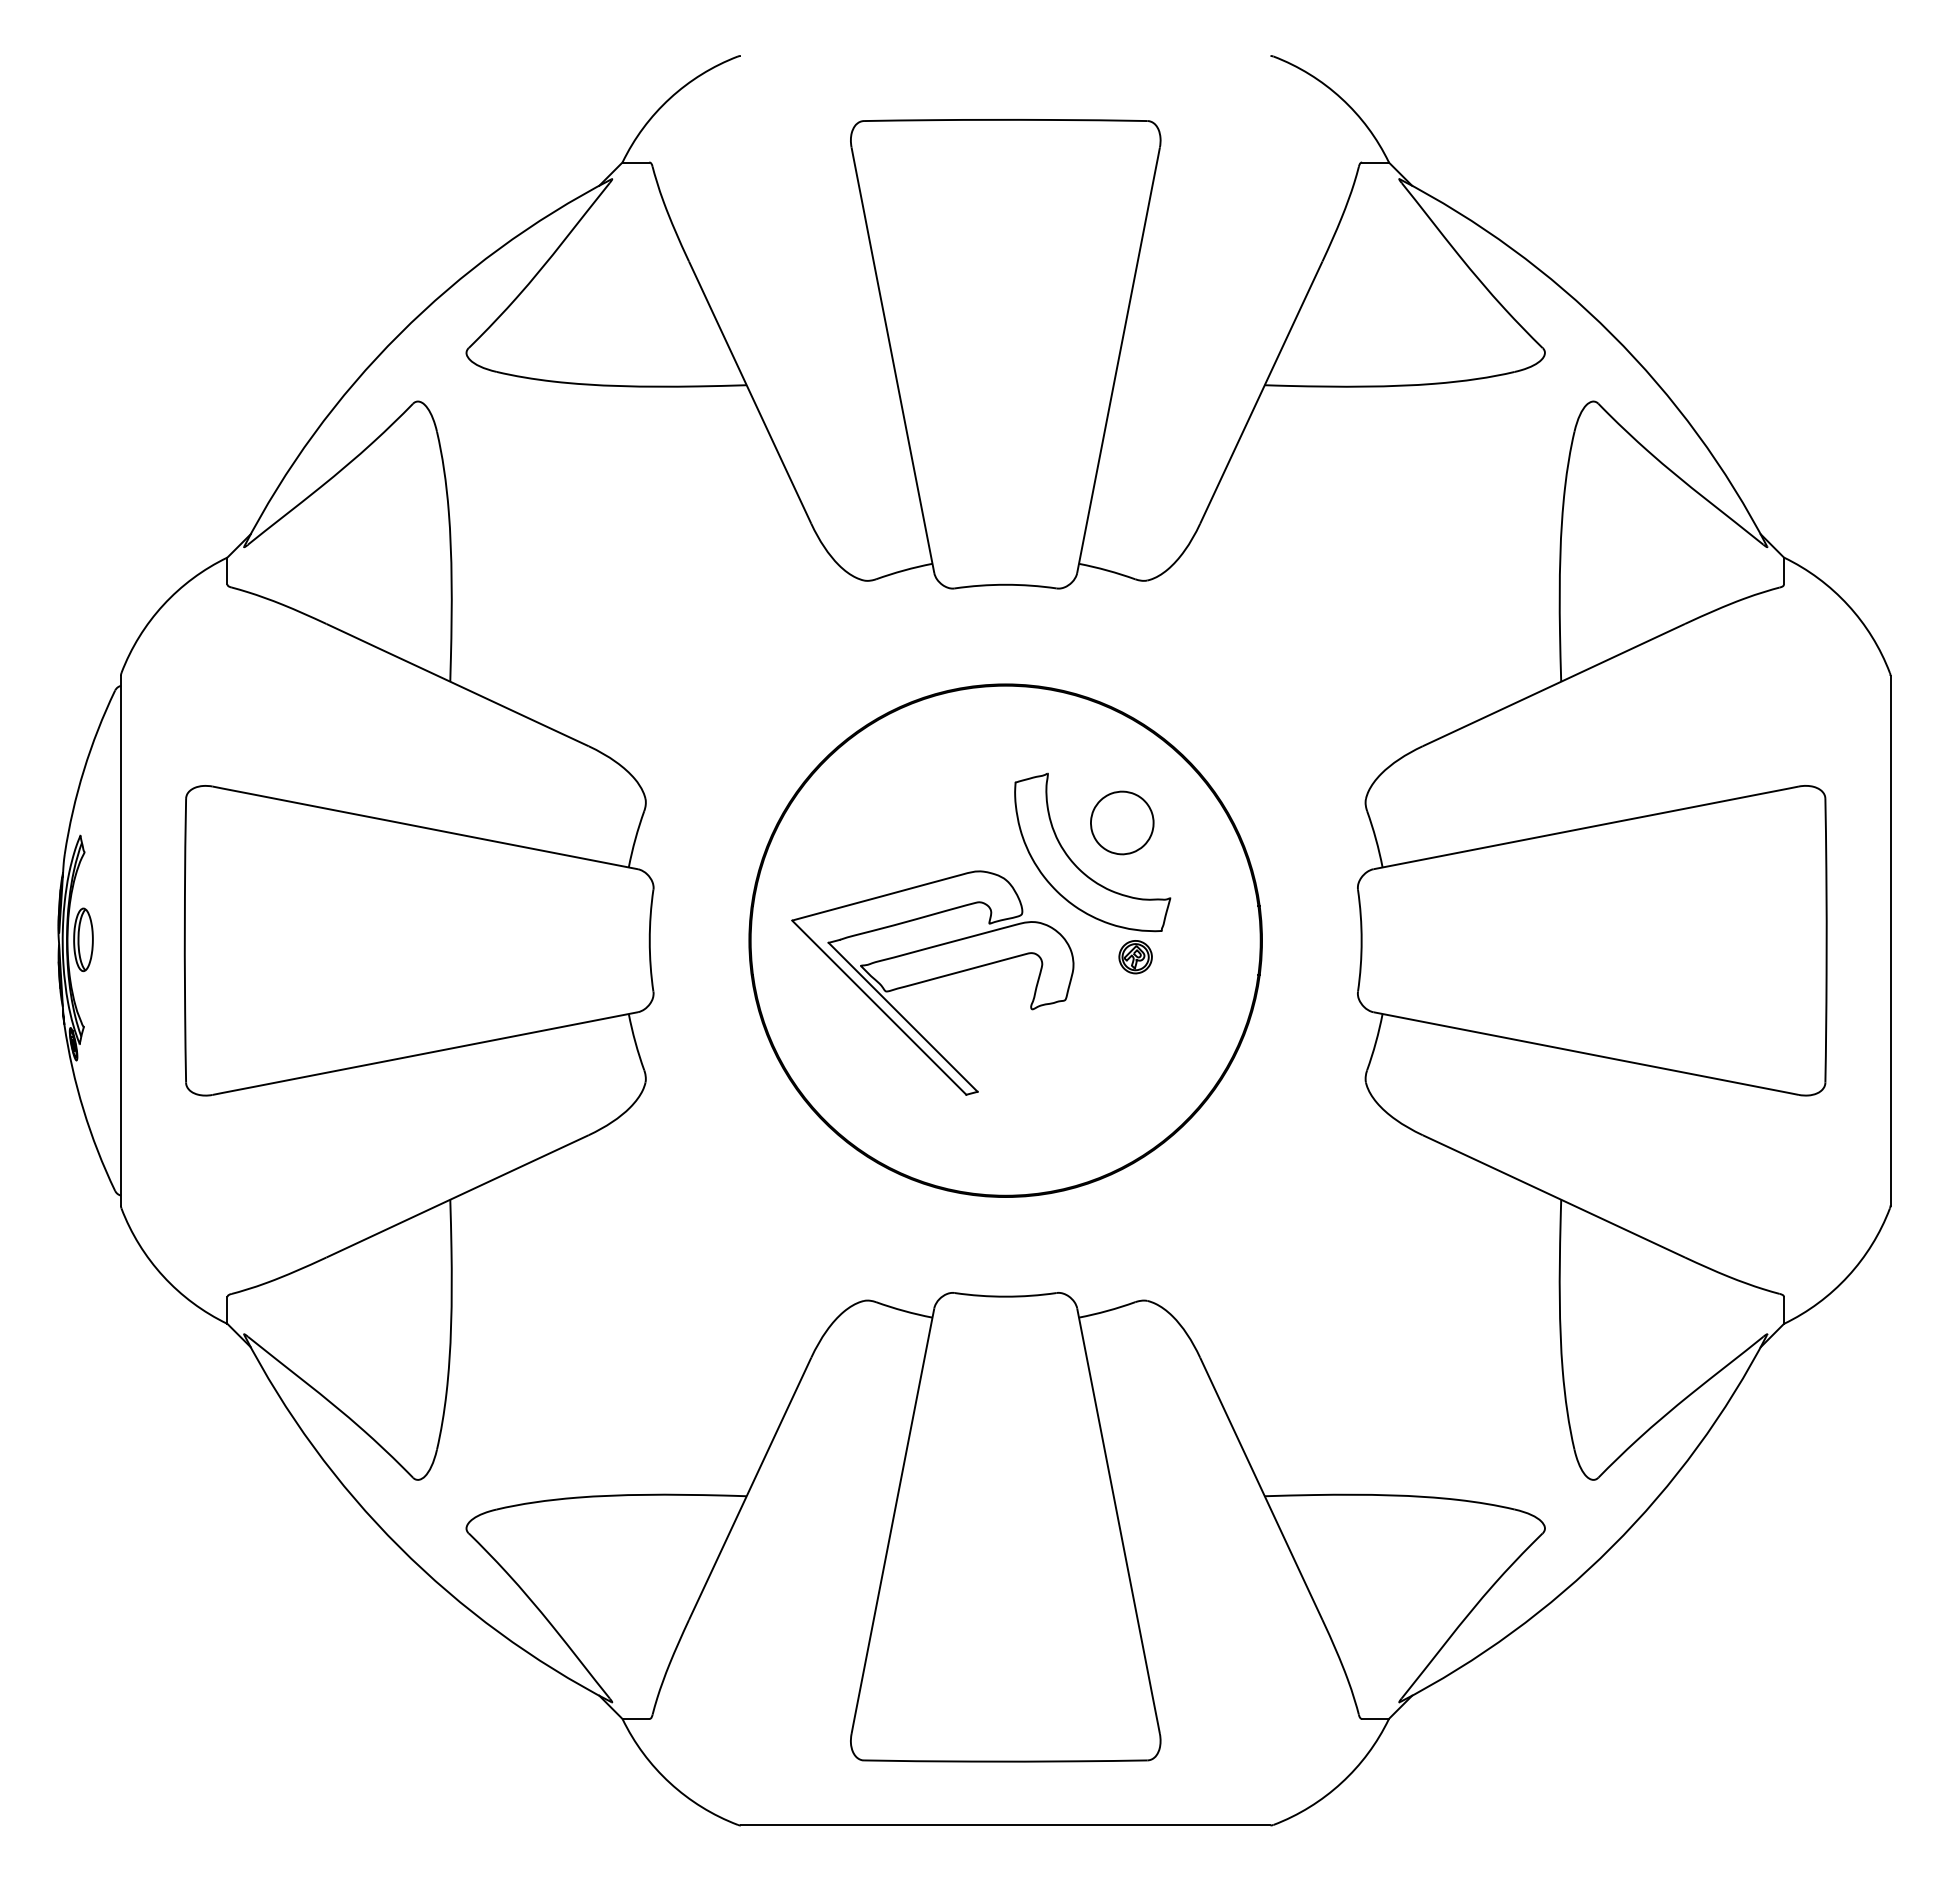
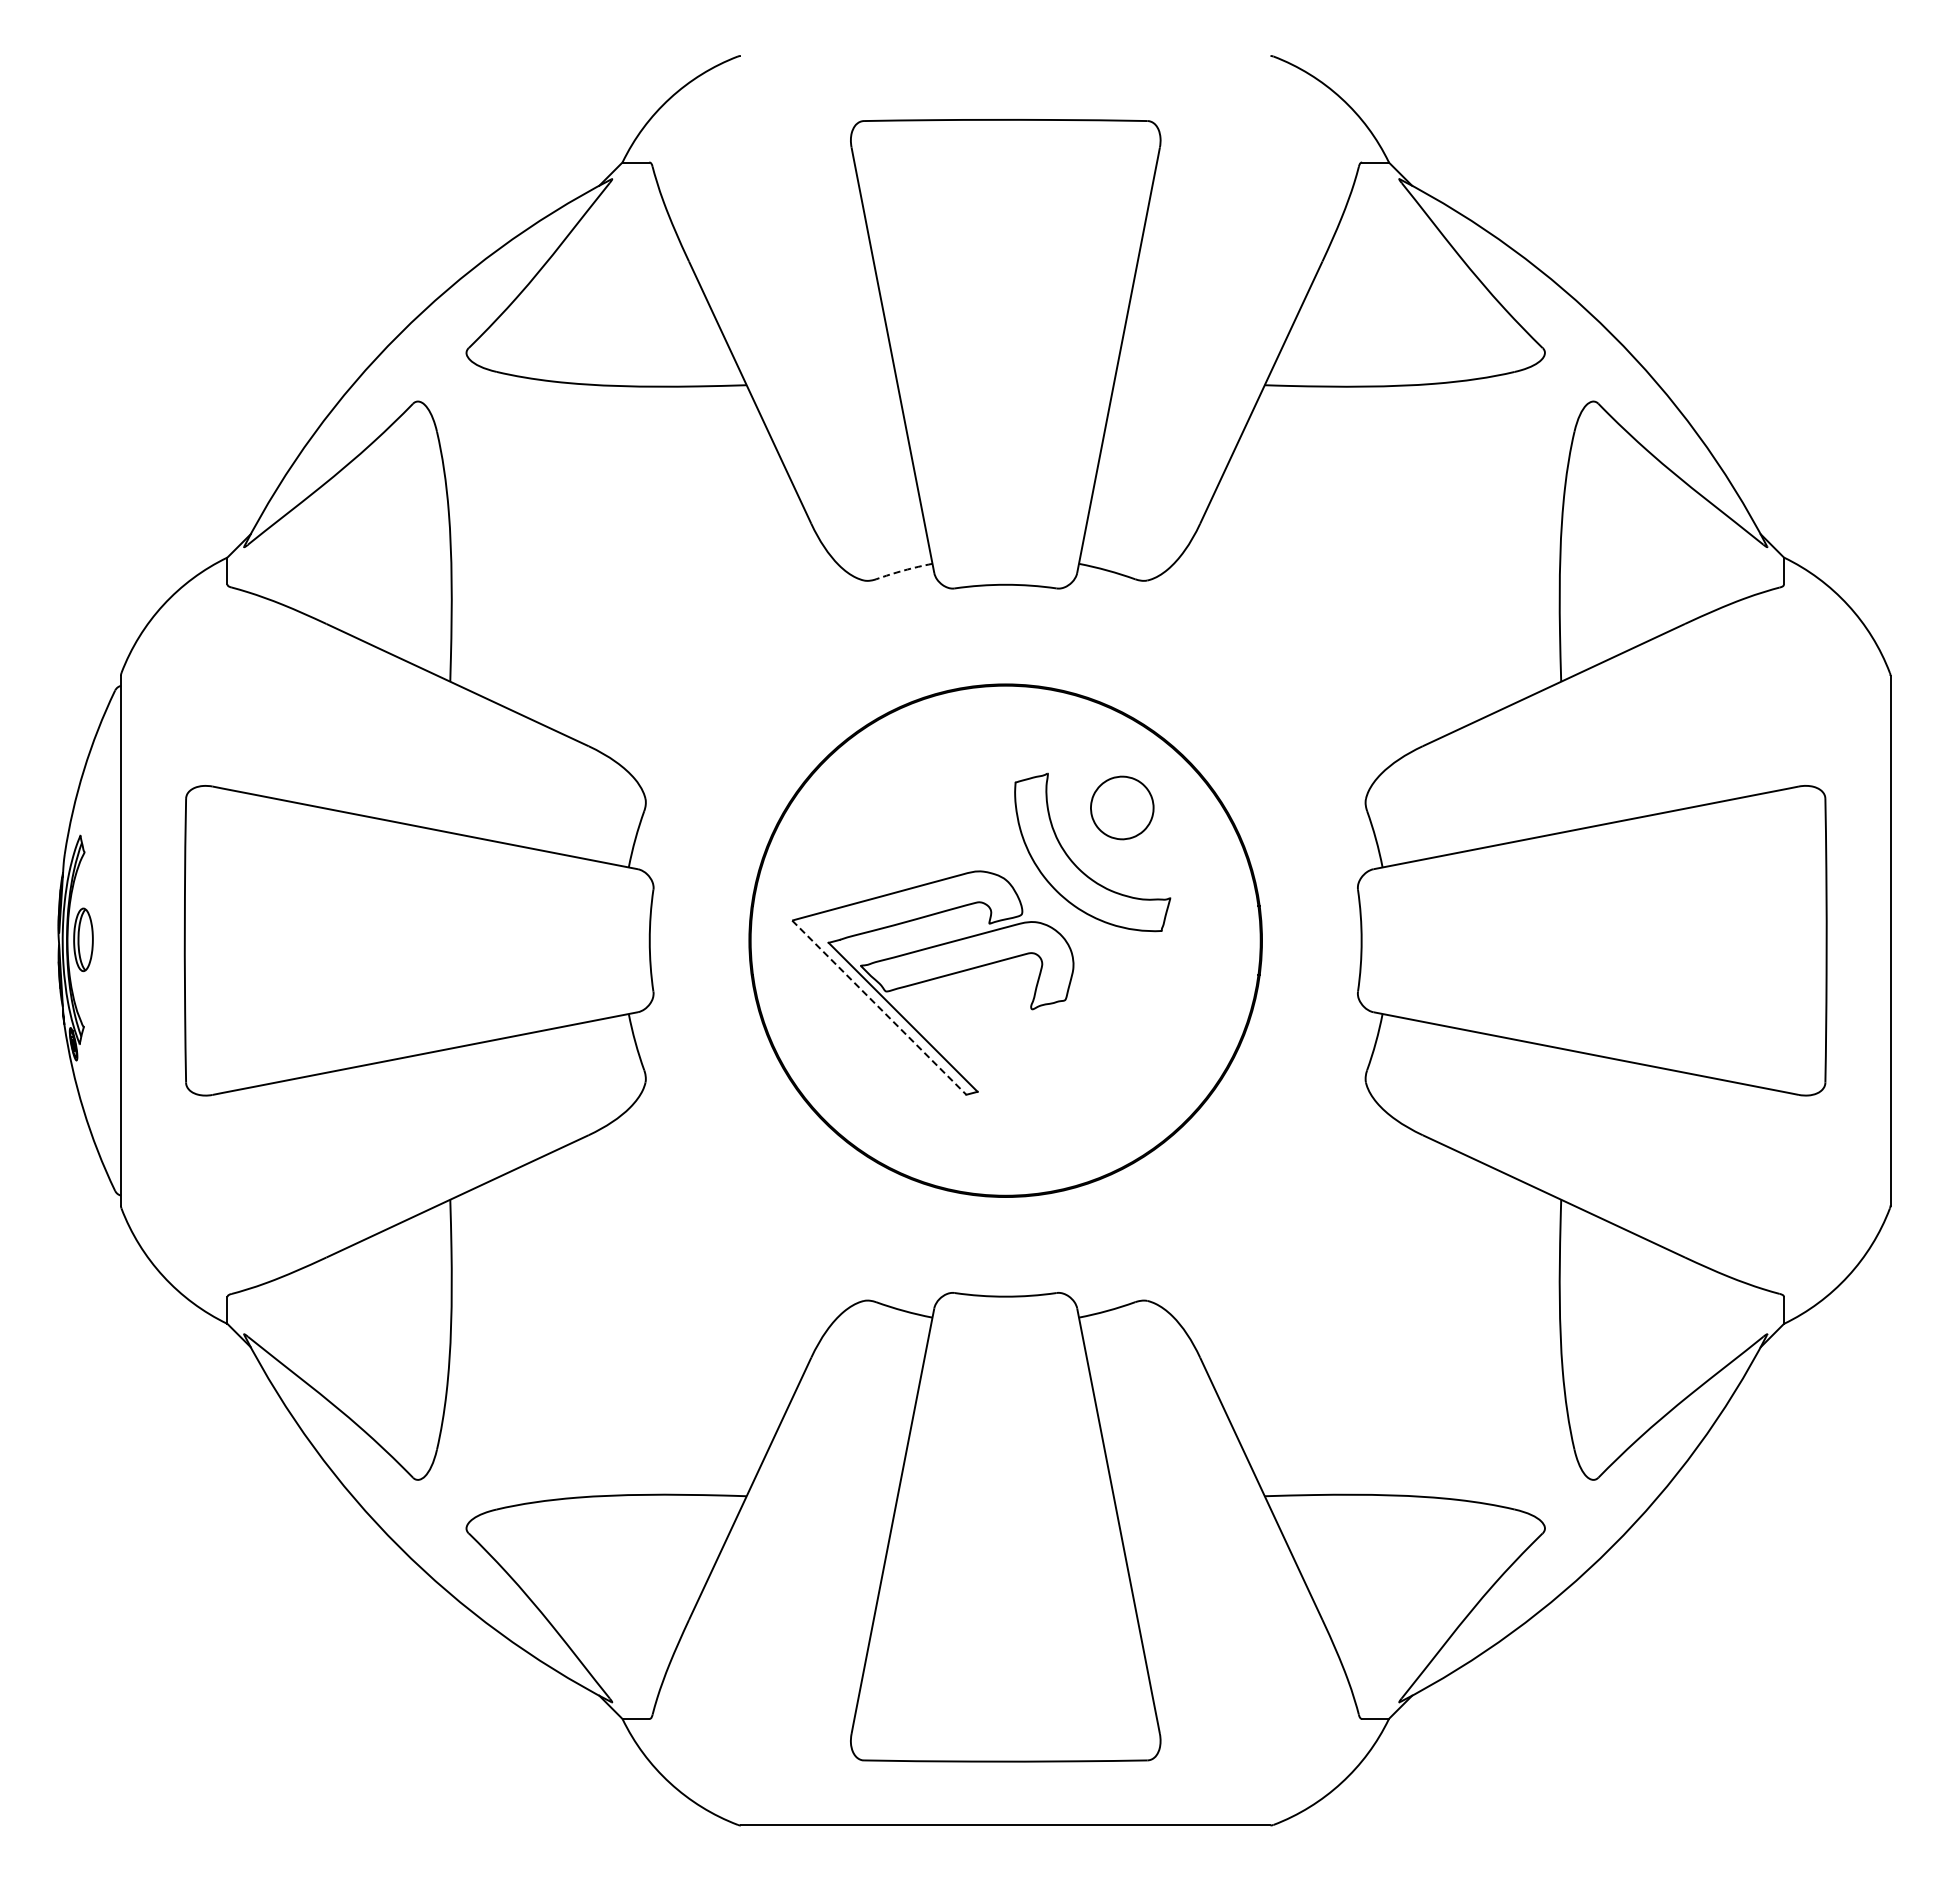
arc: solid -> dashed (904, 570)
part position: (1122, 822) -> (1122, 807) (1122, 807)
part: present -> none (1135, 957)
line: solid -> dashed (879, 1008)
